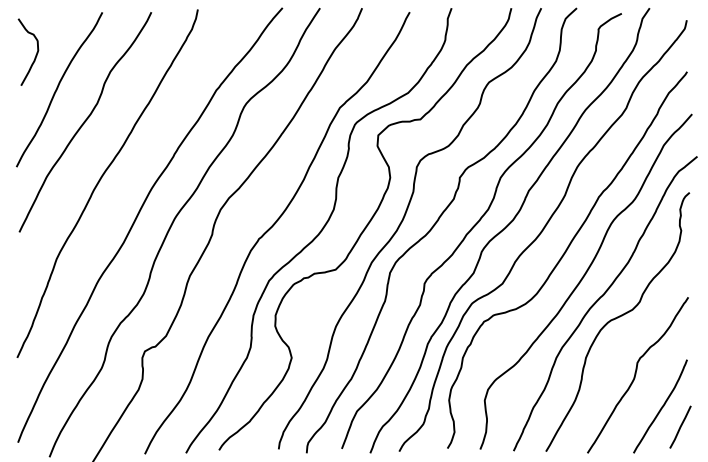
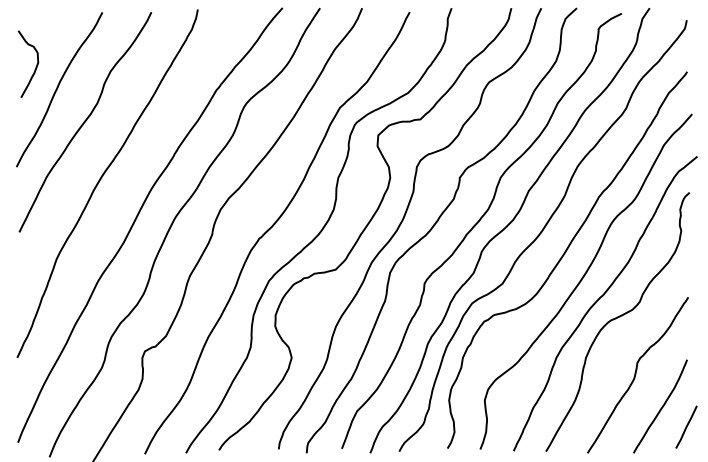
curve position: (35, 54) -> (35, 66) (35, 66)
line position: (680, 426) -> (686, 426) (686, 426)
